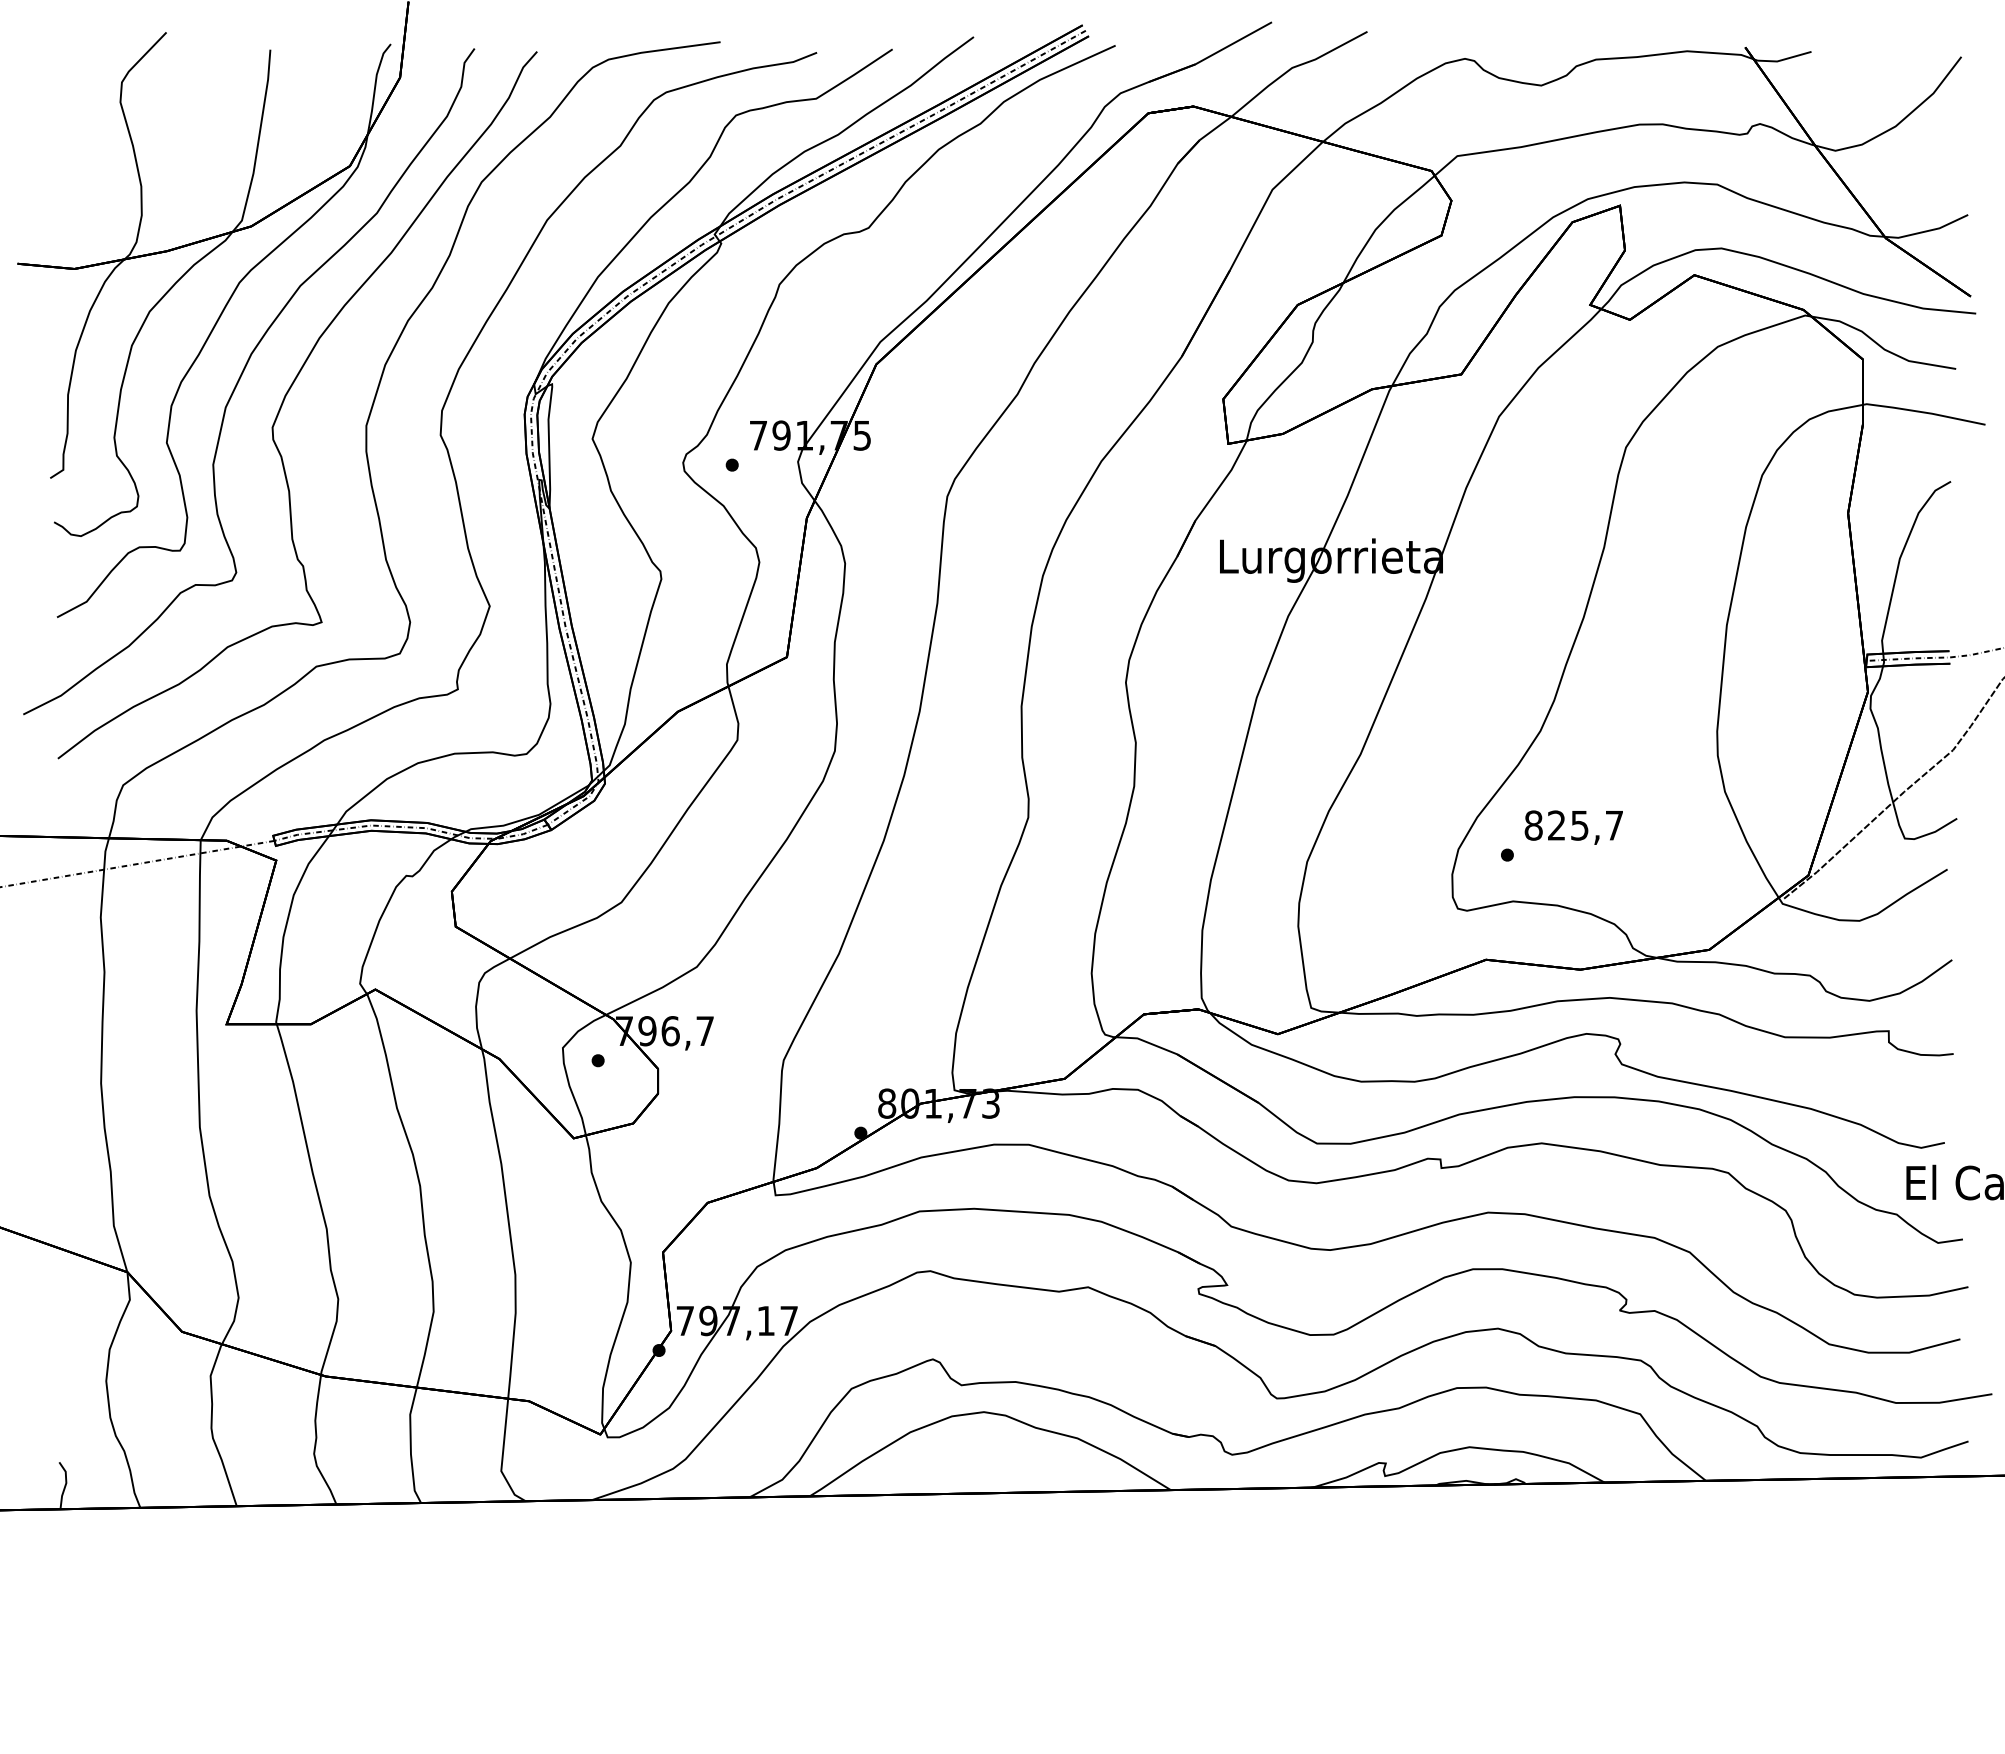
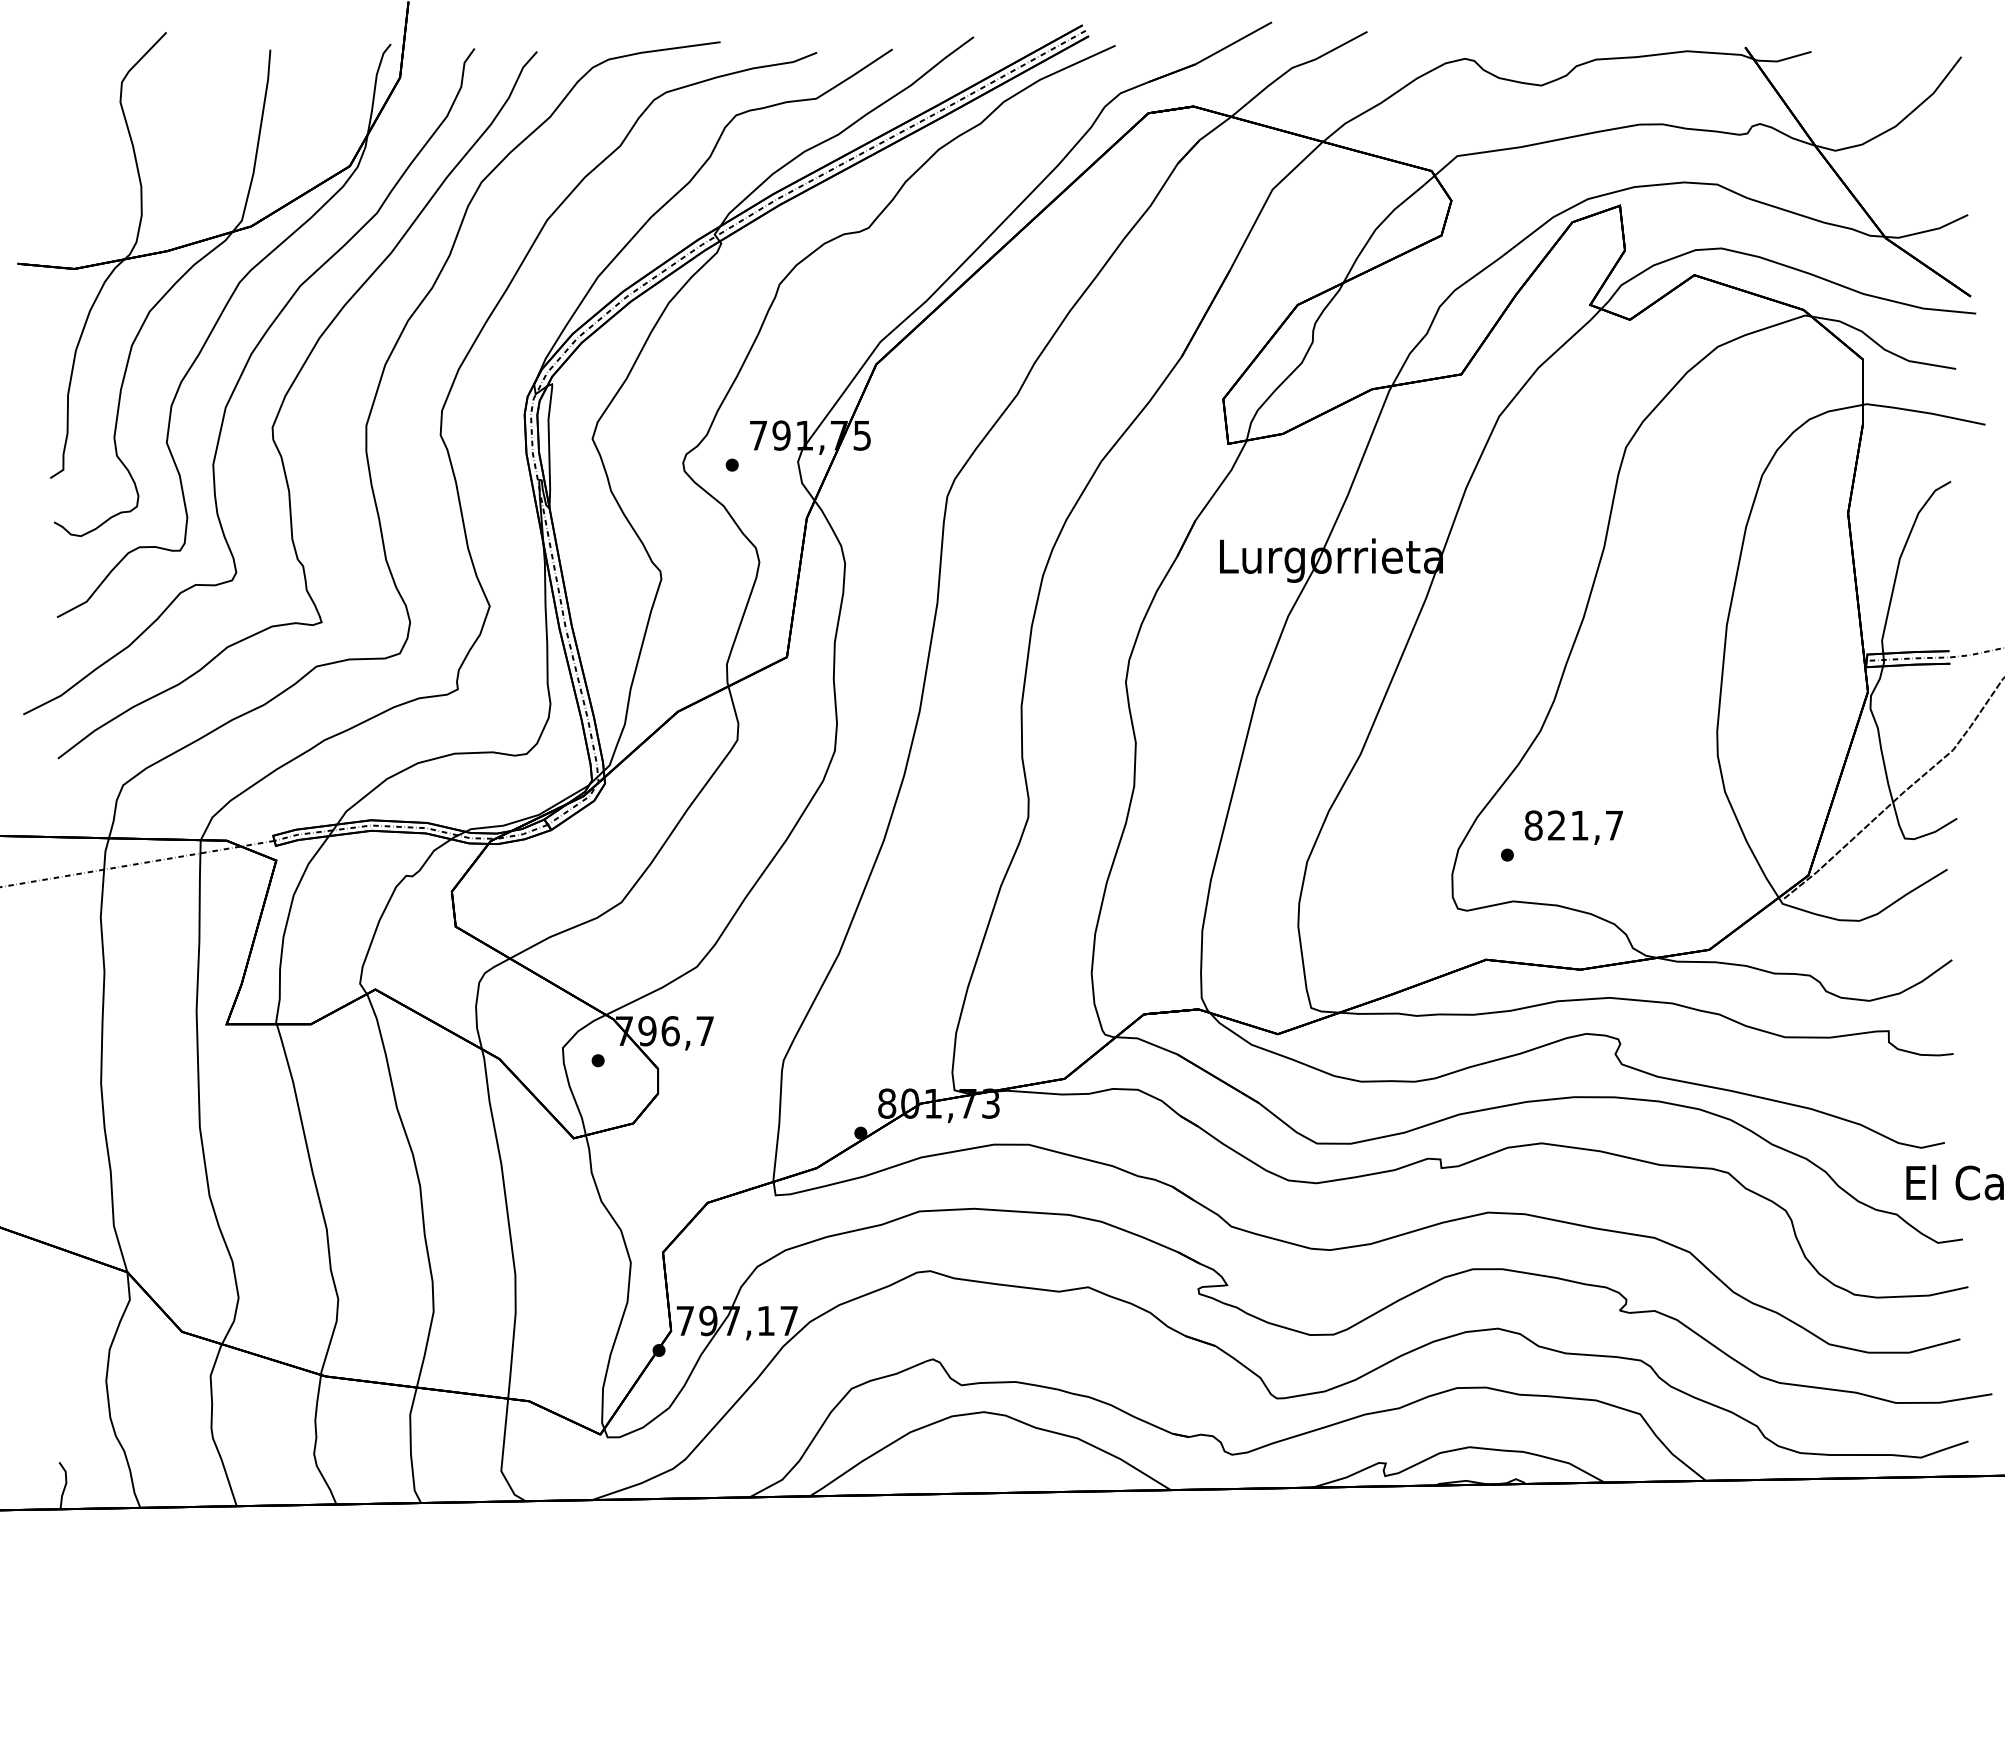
text: 825,7 -> 821,7 (1579, 825)
